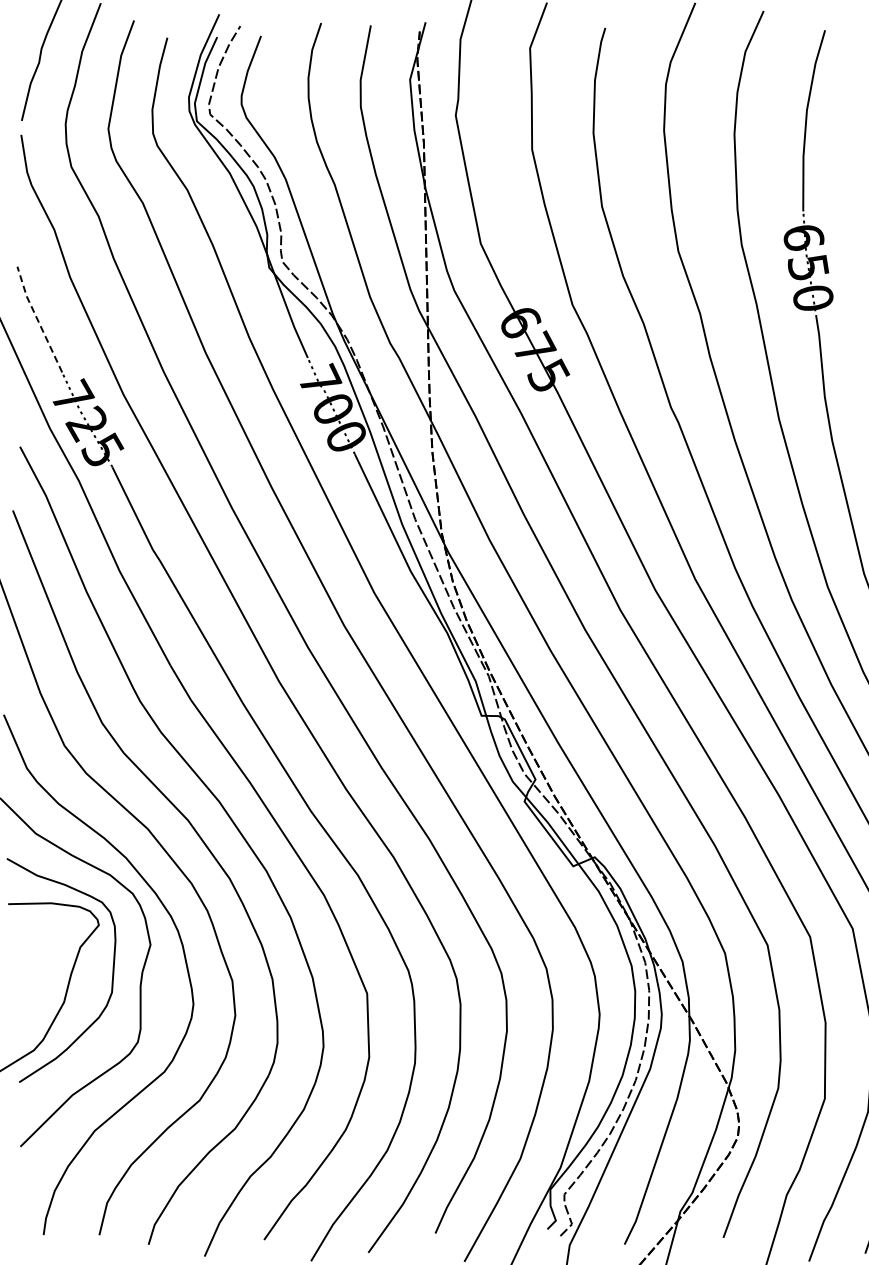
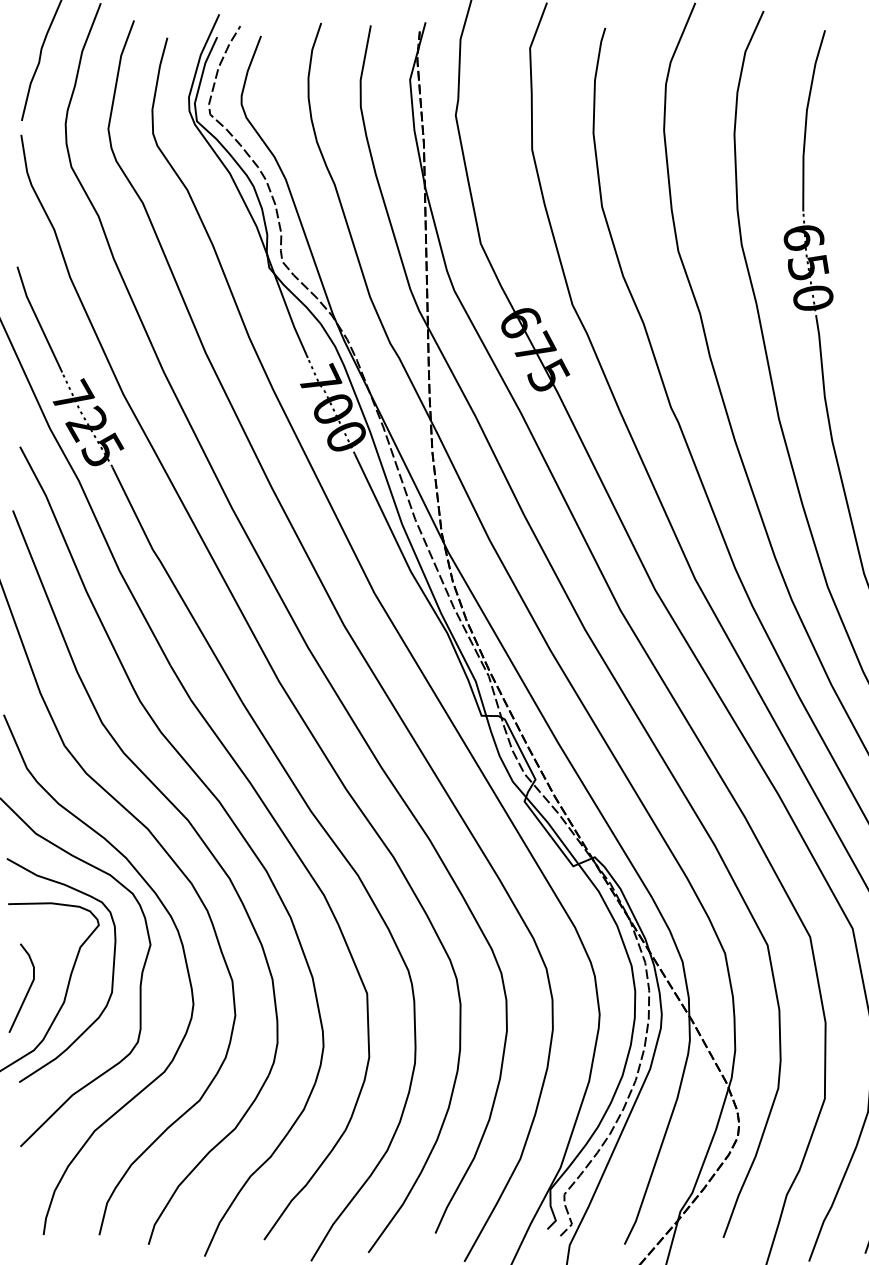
line: dashed -> solid (37, 319)
line: none -> present (27, 990)
